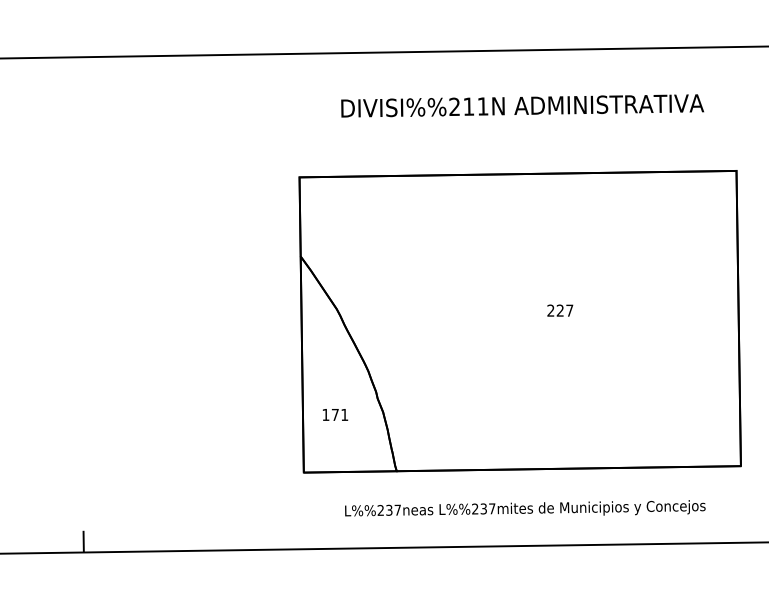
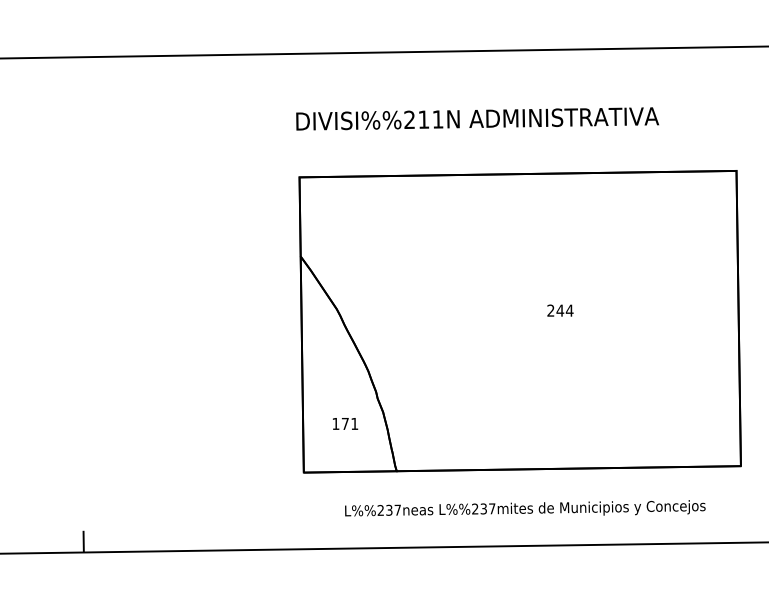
text position: (522, 105) -> (477, 118) (477, 118)
text: 227 -> 244 (564, 310)
text position: (335, 414) -> (345, 423) (345, 423)
